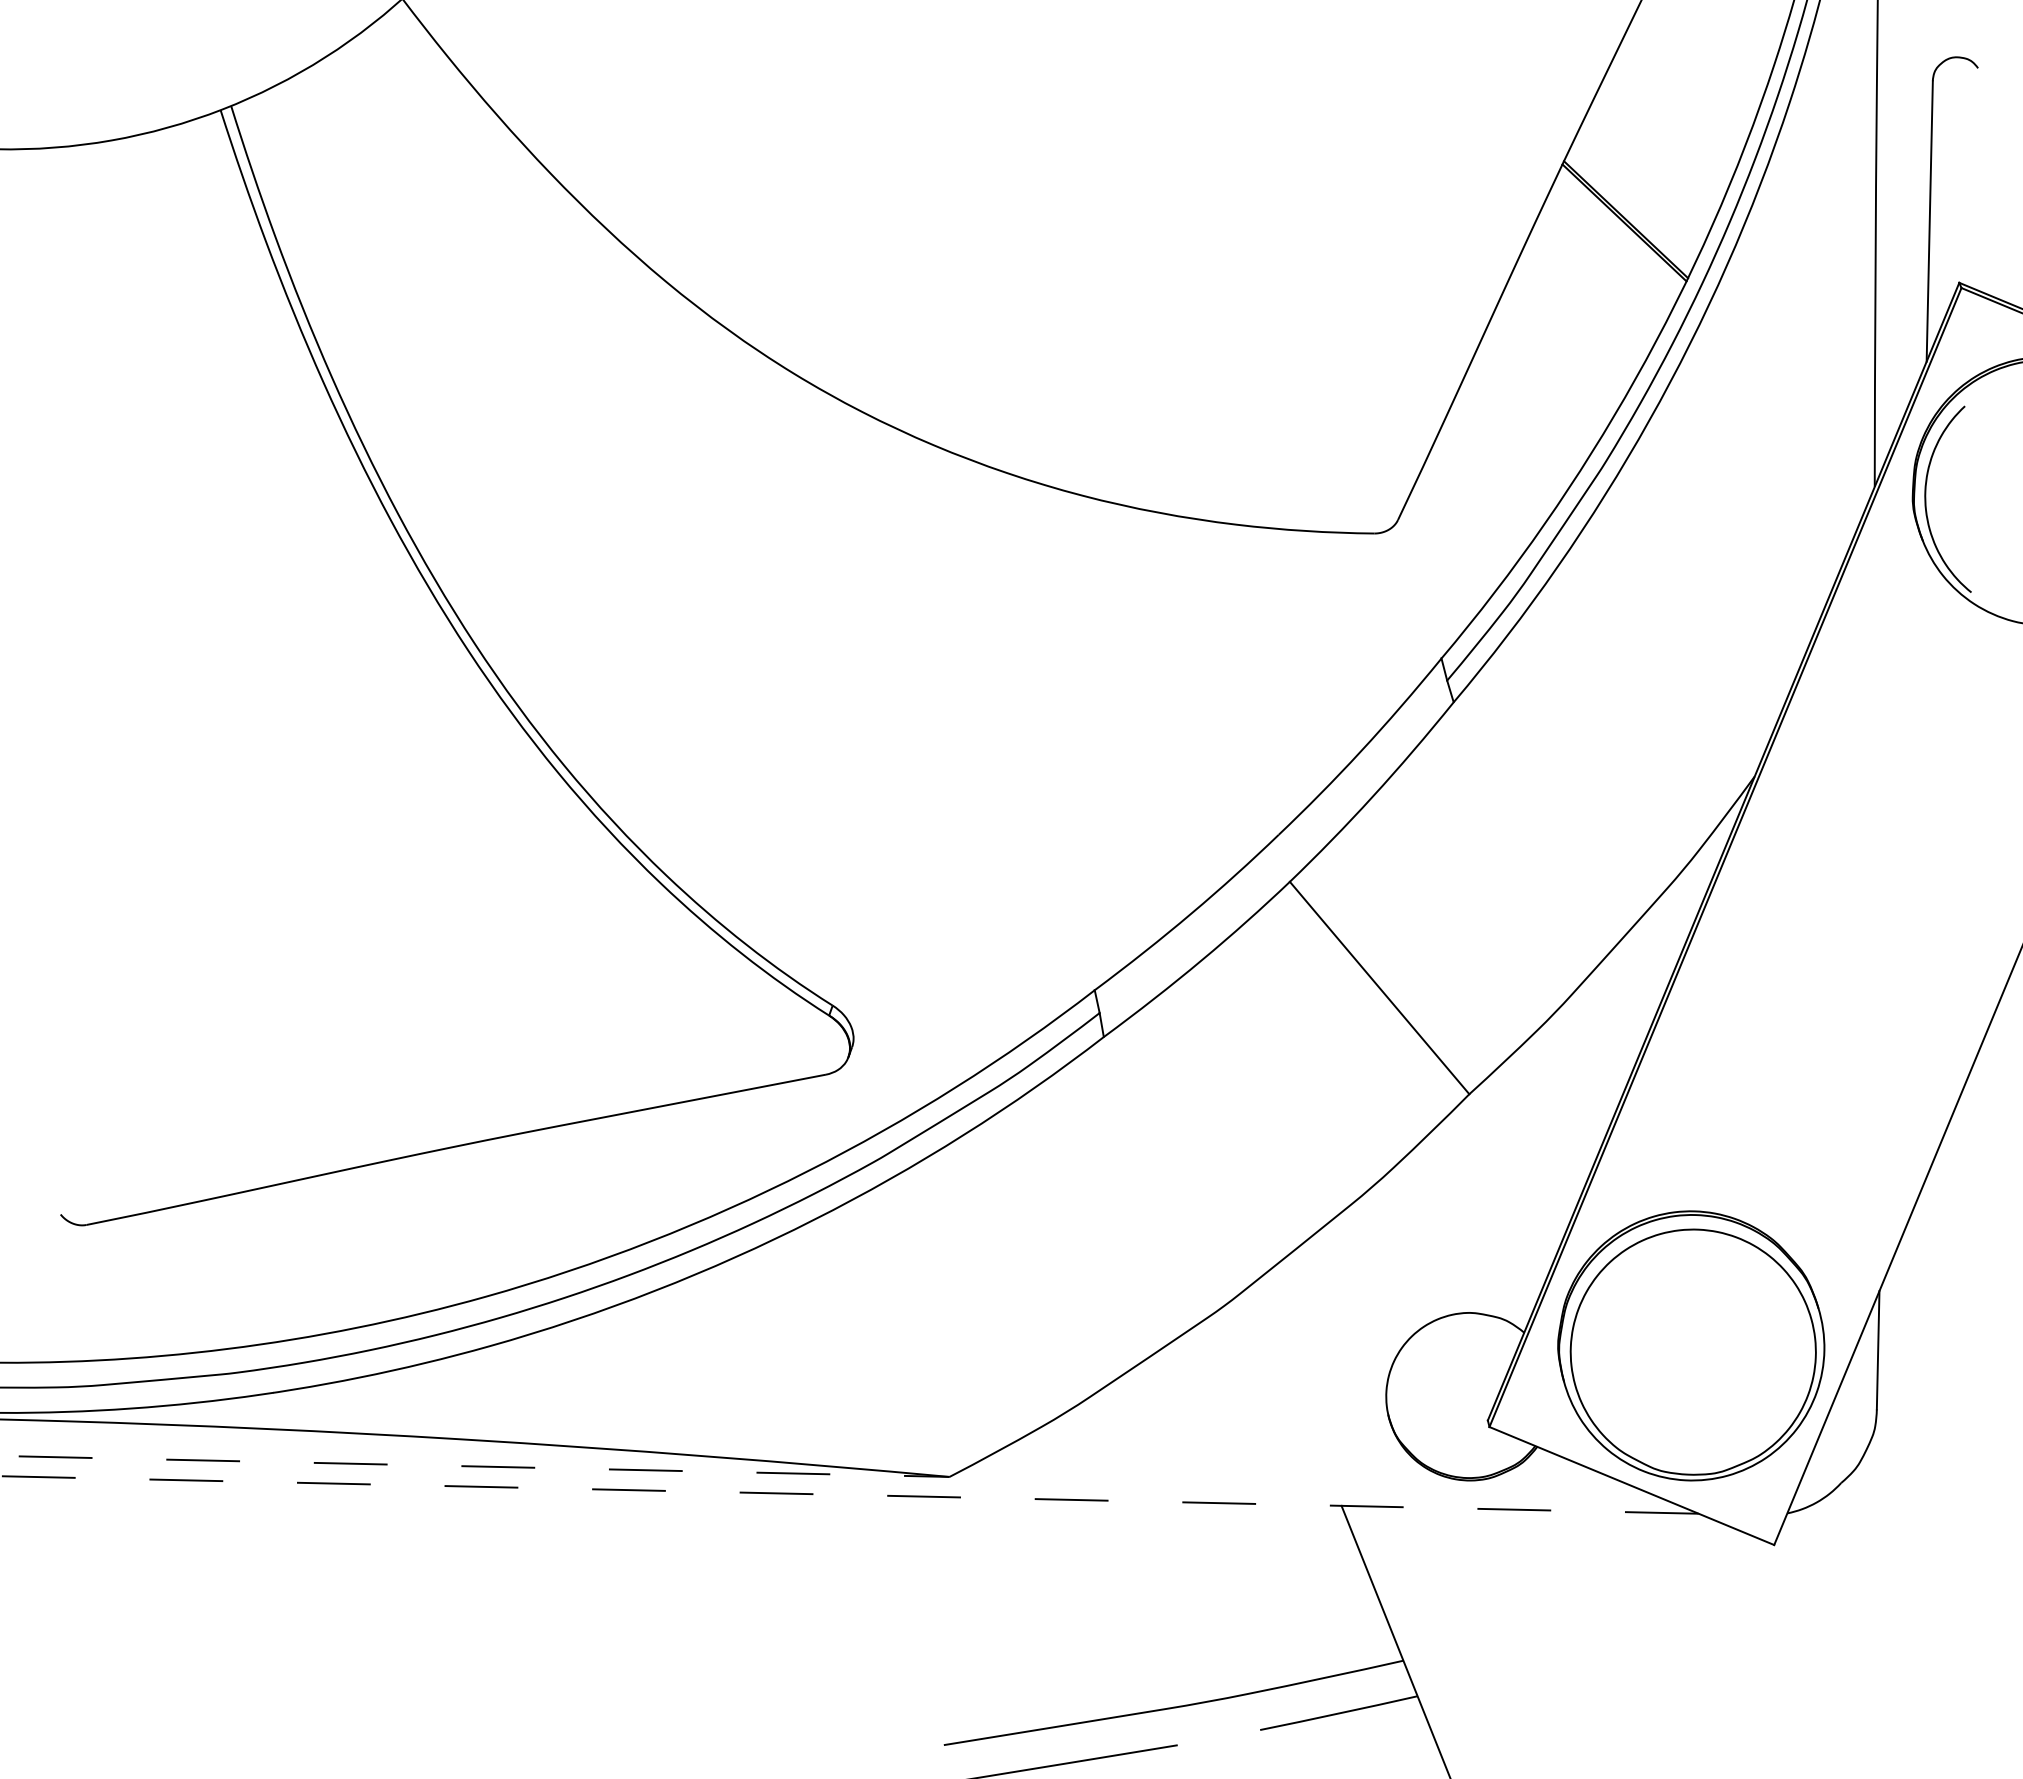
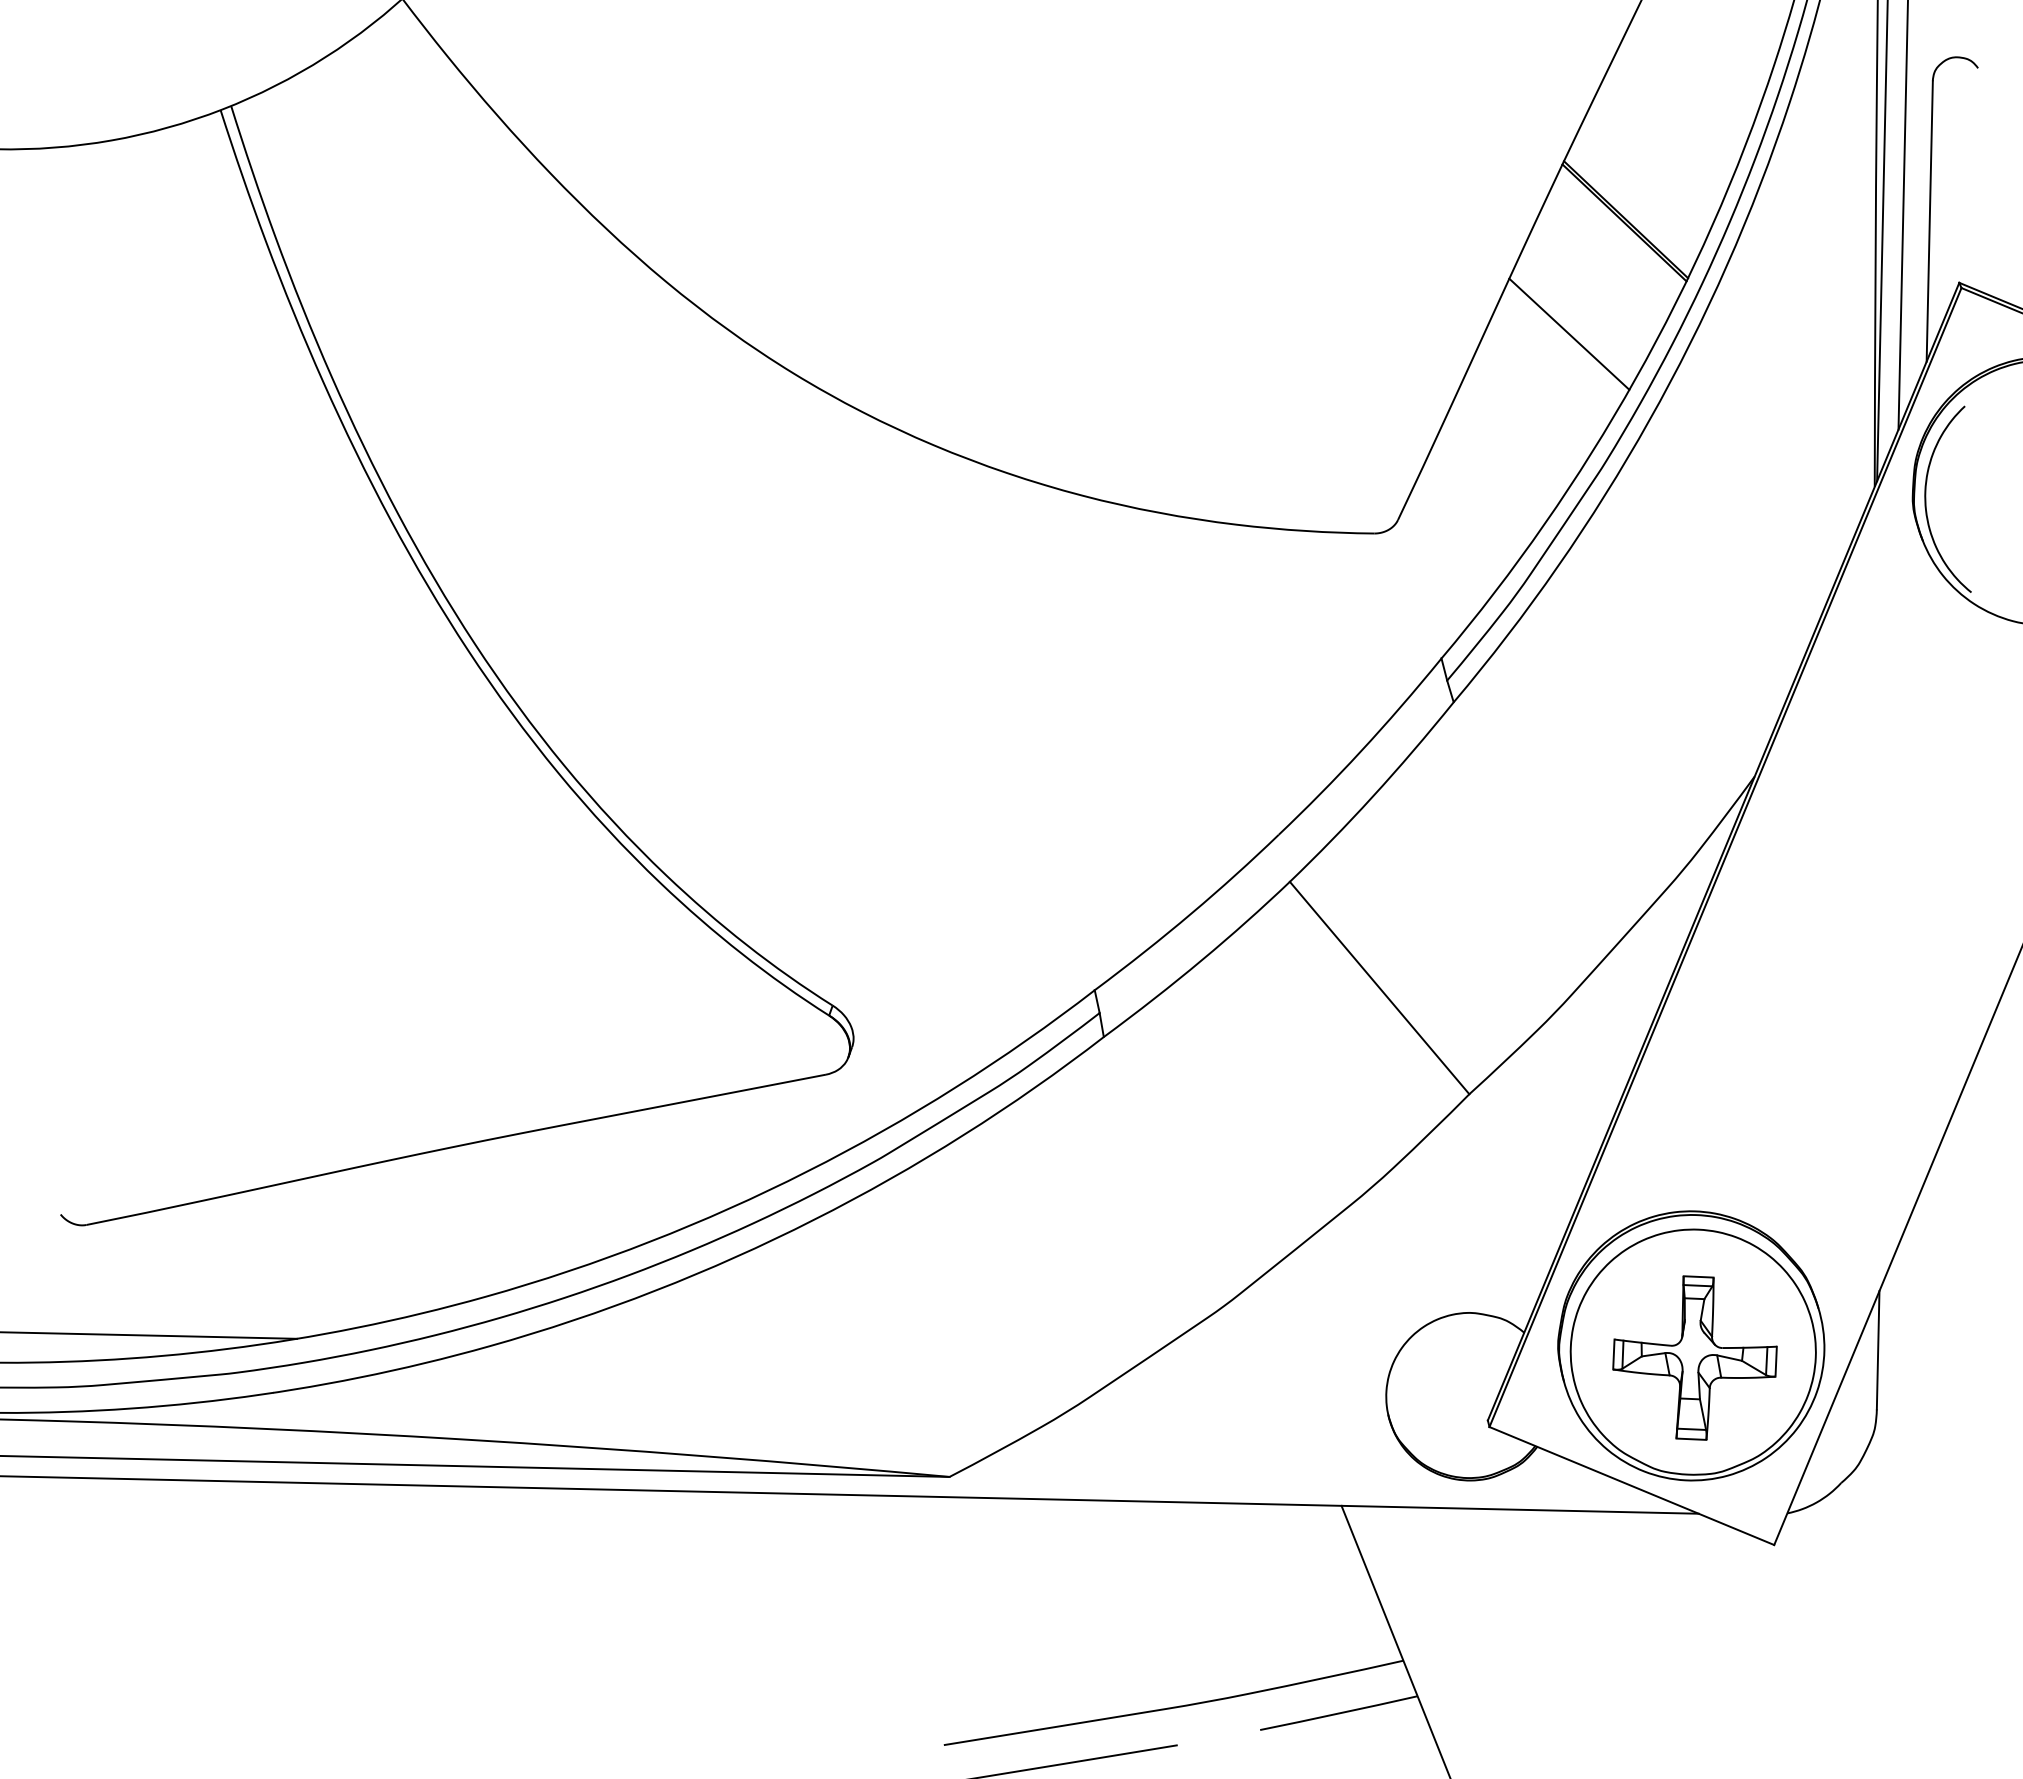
line: none -> present (1902, 215)
line: none -> present (1882, 241)
line: none -> present (1569, 333)
line: none -> present (149, 1335)
part: none -> present (1694, 1357)
line: dashed -> solid (474, 1466)
line: dashed -> solid (849, 1494)
